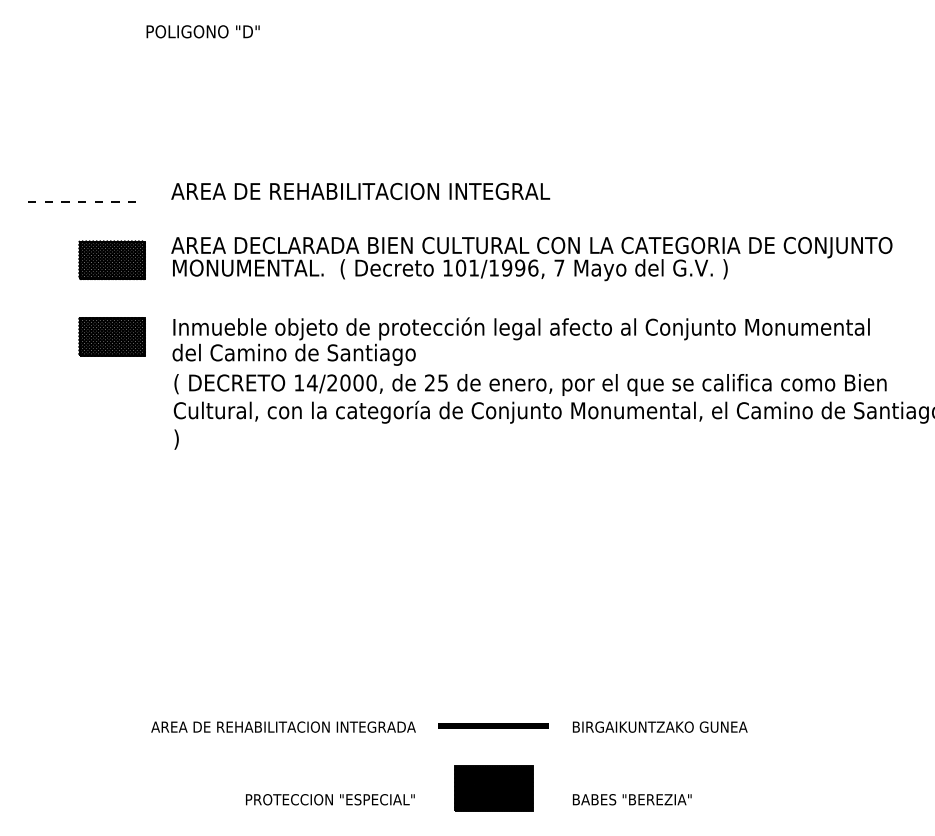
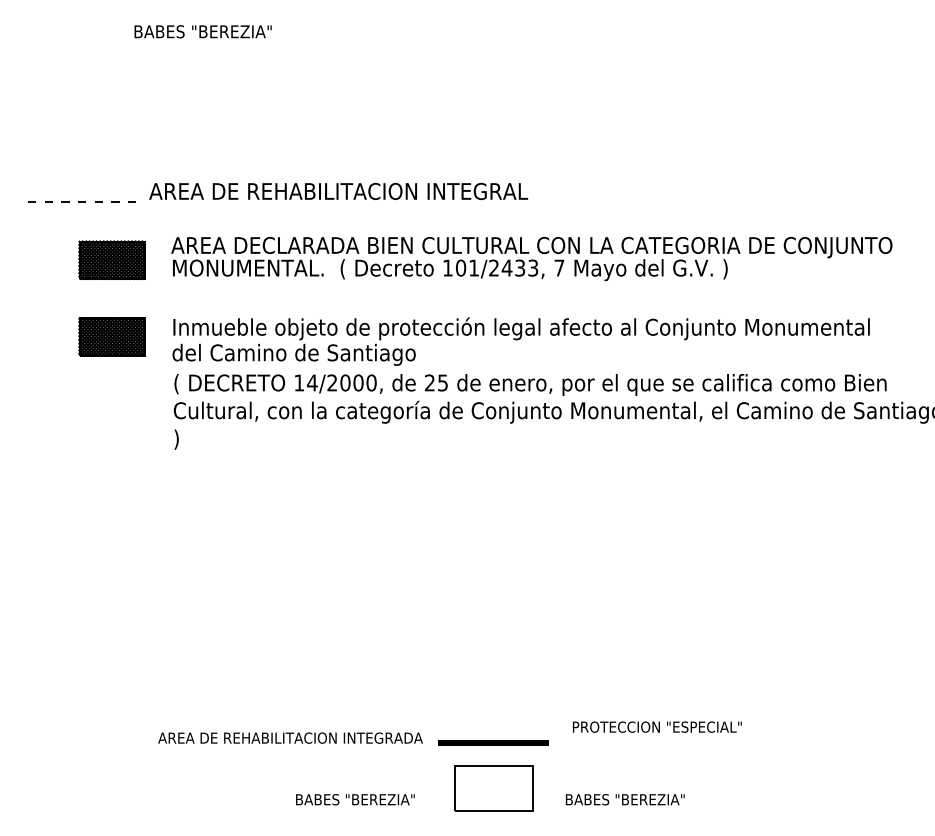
text: POLIGONO "D" -> BABES "BEREZIA" (202, 31)
text position: (360, 190) -> (338, 190) (338, 190)
text: 101/1996, -> 101/2433, (513, 267)
line position: (493, 725) -> (493, 742) (493, 742)
text position: (283, 726) -> (290, 737) (290, 737)
text: BIRGAIKUNTZAKO GUNEA -> PROTECCION "ESPECIAL" (660, 726)
hatch: present -> none (493, 788)
text: PROTECCION "ESPECIAL" -> BABES "BEREZIA" (327, 799)
text position: (632, 799) -> (625, 799) (625, 799)
